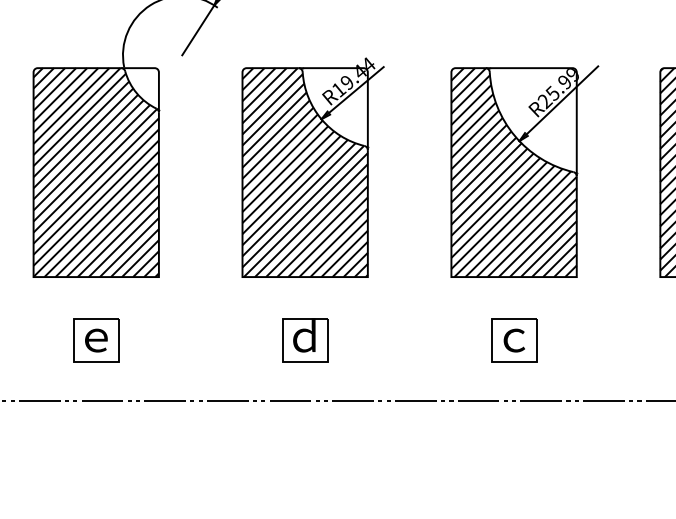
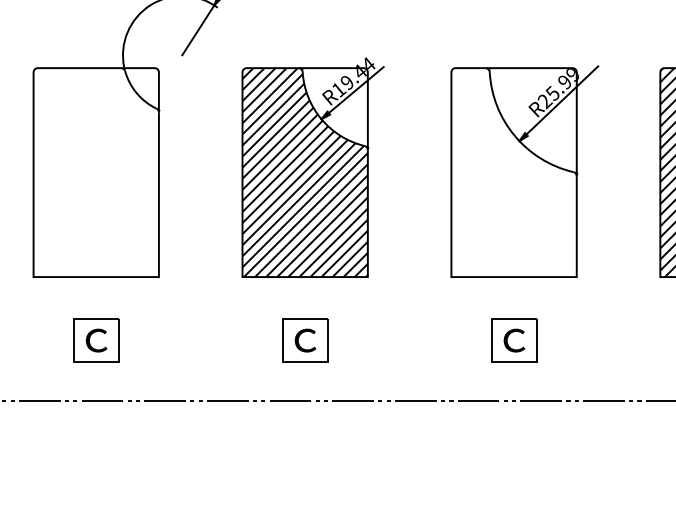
hatch: present -> none (95, 172)
hatch: present -> none (513, 172)
text: ｄ -> ｃ (304, 336)
text: ｅ -> ｃ (96, 340)
